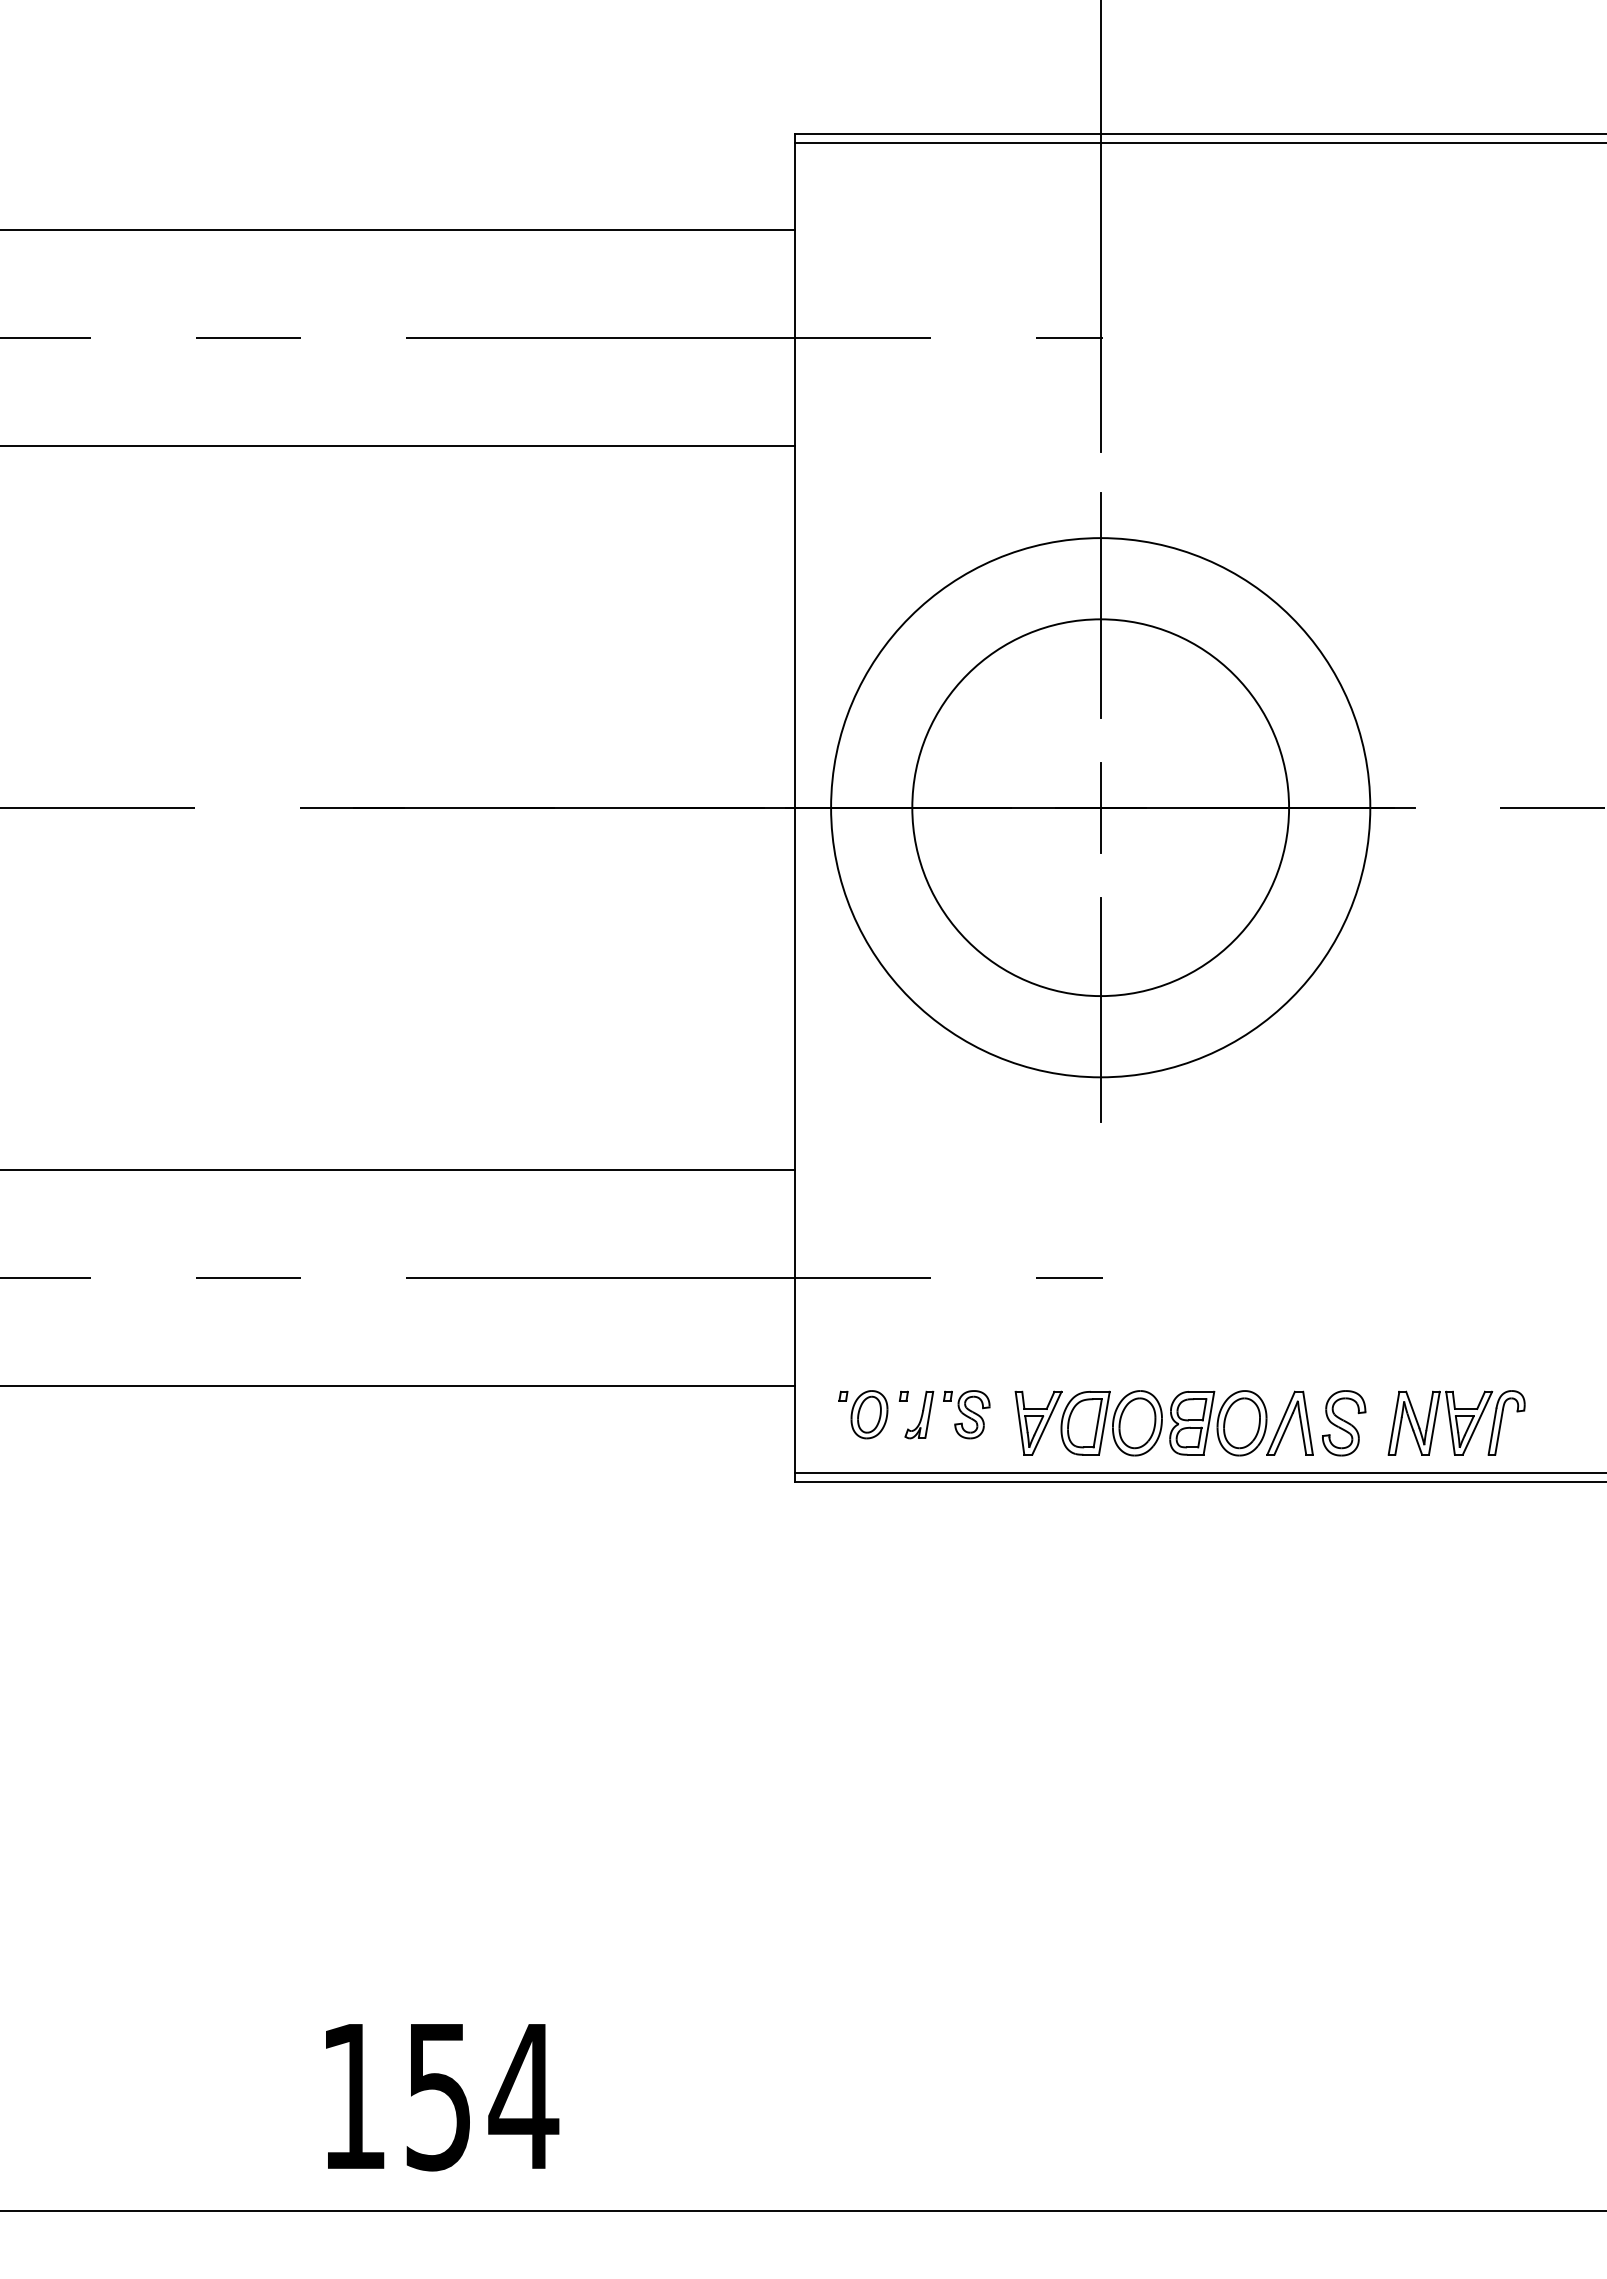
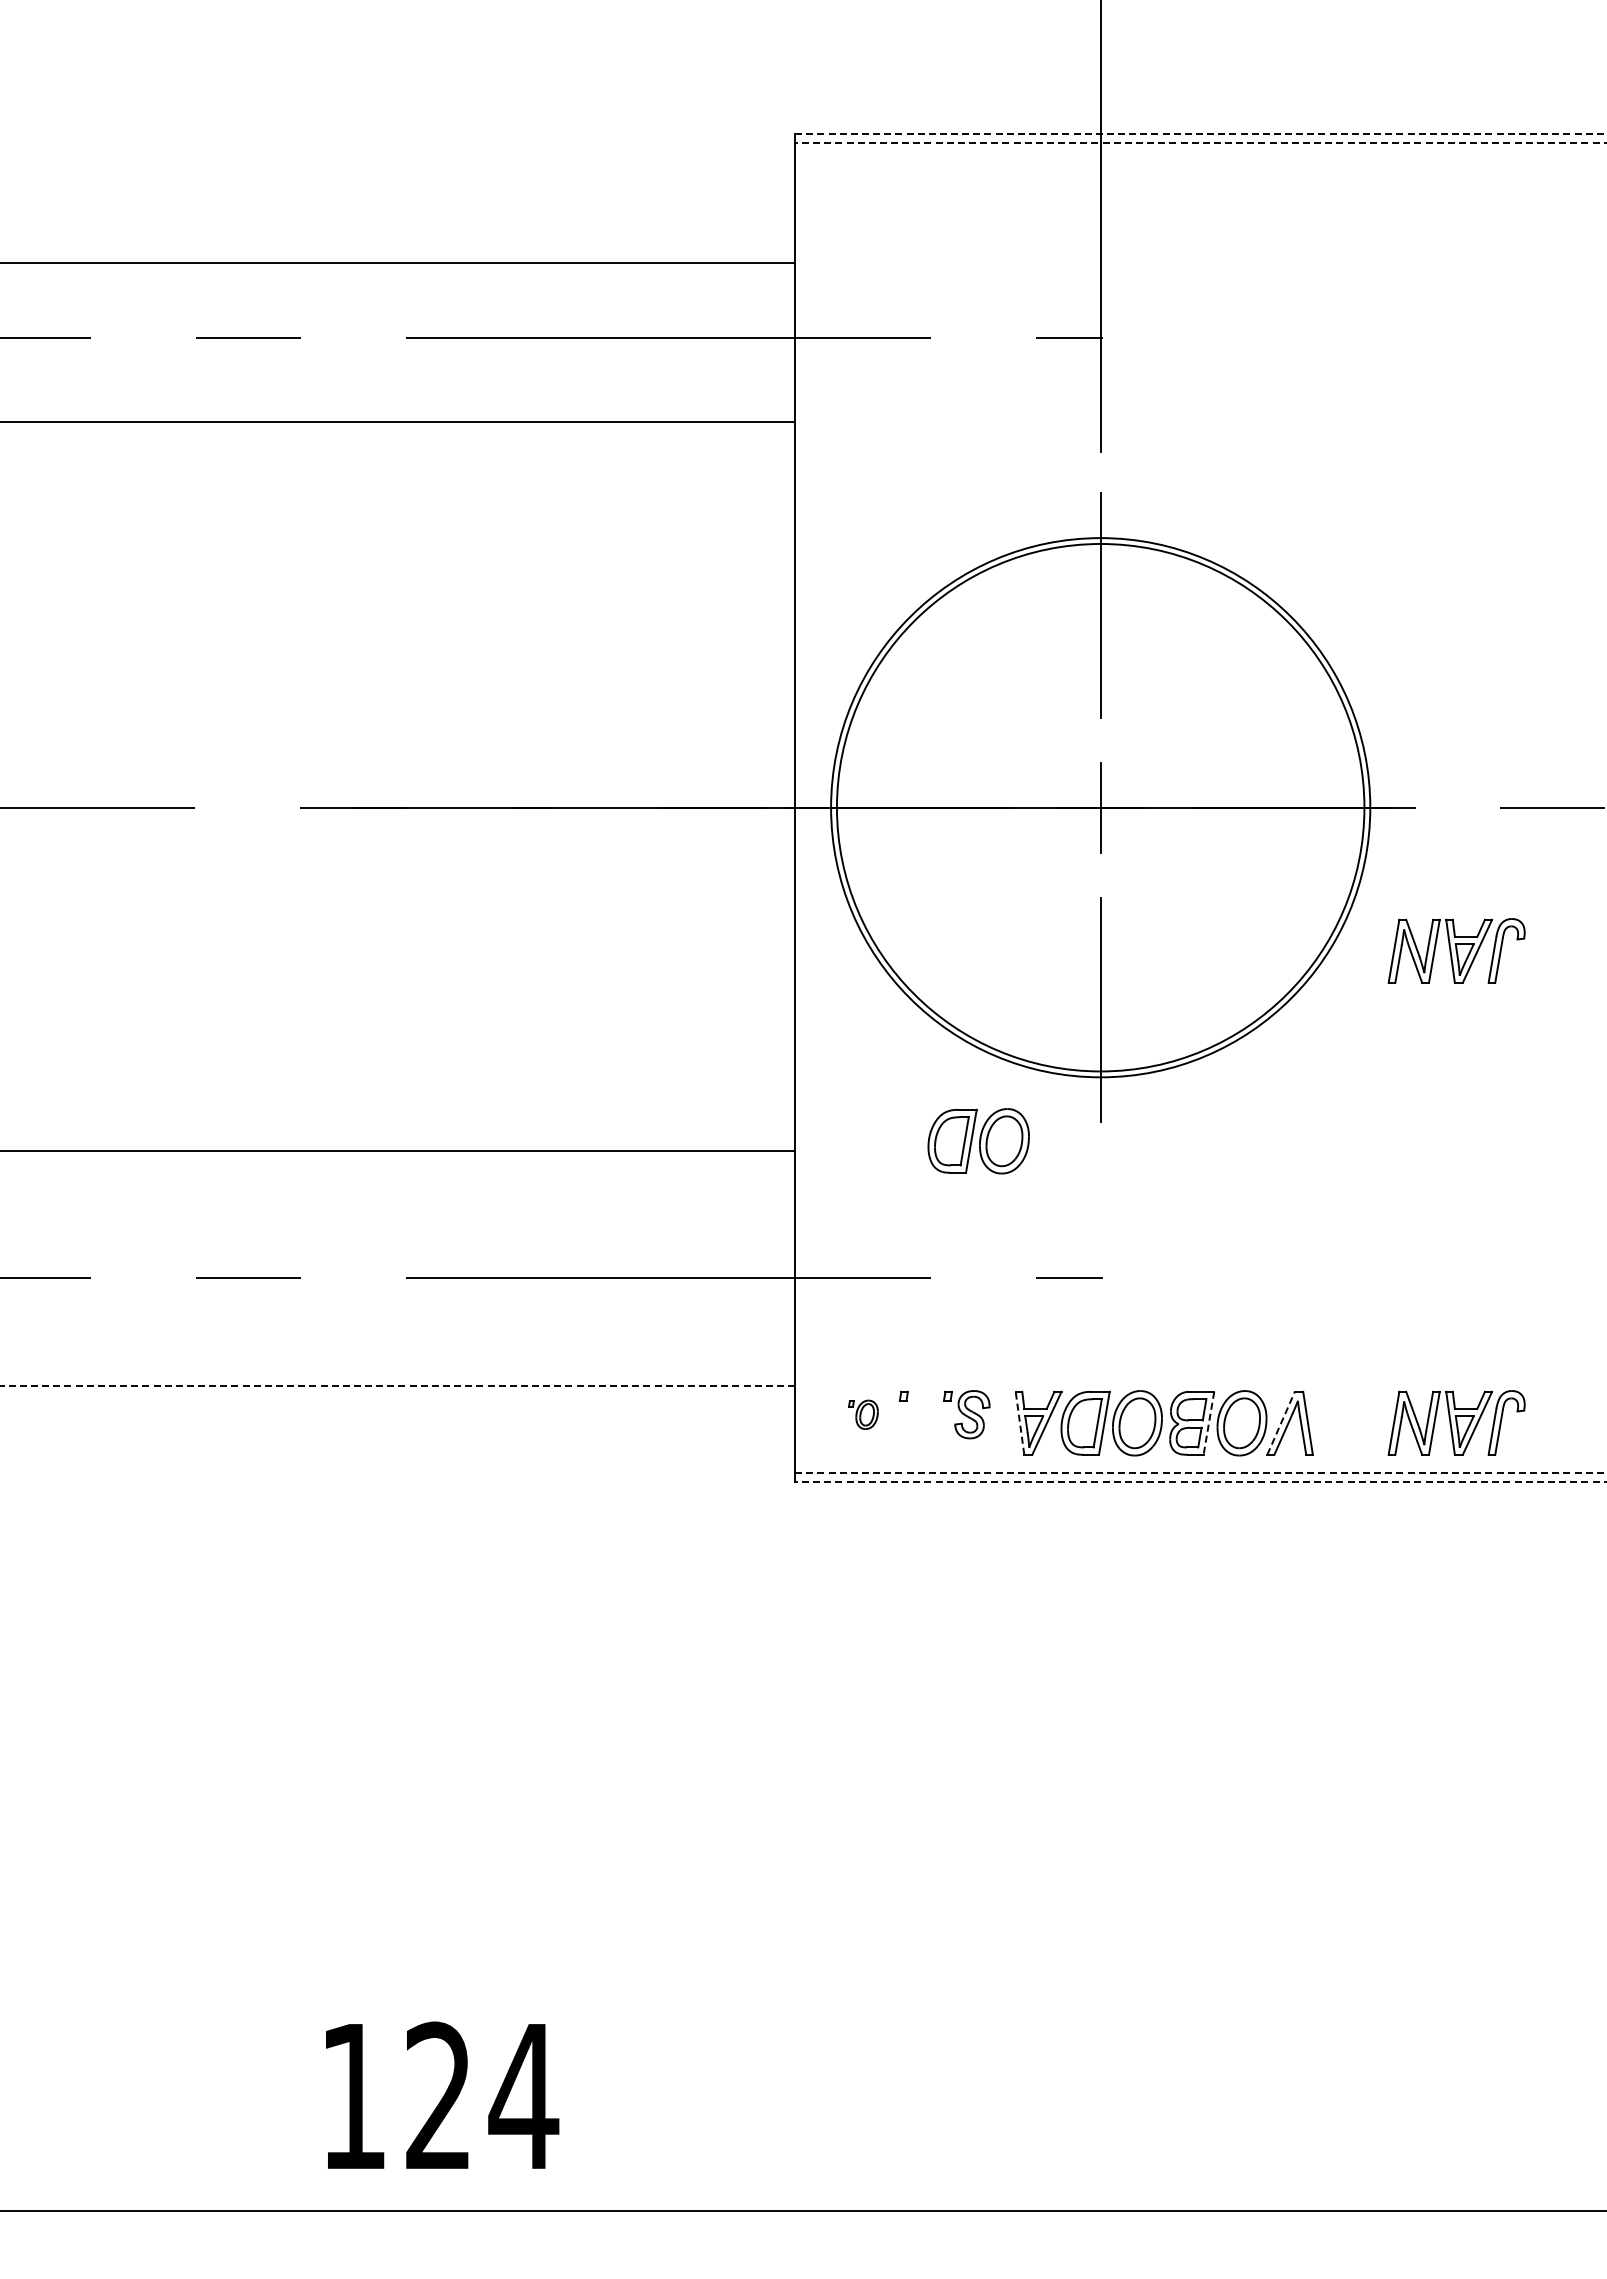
line: solid -> dashed (1200, 133)
line: solid -> dashed (1200, 142)
line position: (398, 229) -> (398, 262) (398, 262)
line position: (398, 445) -> (398, 421) (398, 421)
circle diameter: 377 px -> 527 px (1100, 807)
part: none -> present (1456, 950)
part: none -> present (978, 1141)
line position: (398, 1169) -> (398, 1150) (398, 1150)
line: solid -> dashed (398, 1385)
part size: 51x50 px -> 31x31 px (863, 1414)
part: present -> none (919, 1414)
line: solid -> dashed (1281, 1422)
line: solid -> dashed (1020, 1423)
line: solid -> dashed (1208, 1423)
part: present -> none (1344, 1423)
line: solid -> dashed (1200, 1472)
line: solid -> dashed (1200, 1481)
text: 154 -> 124 (437, 2096)
